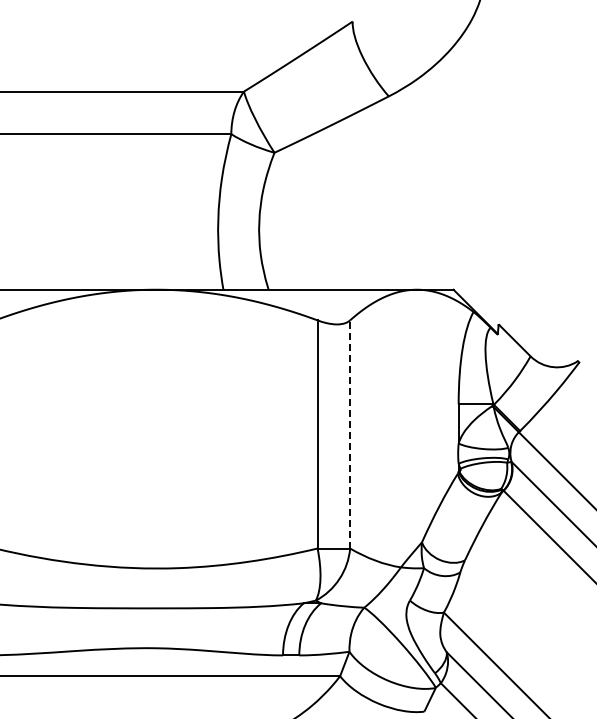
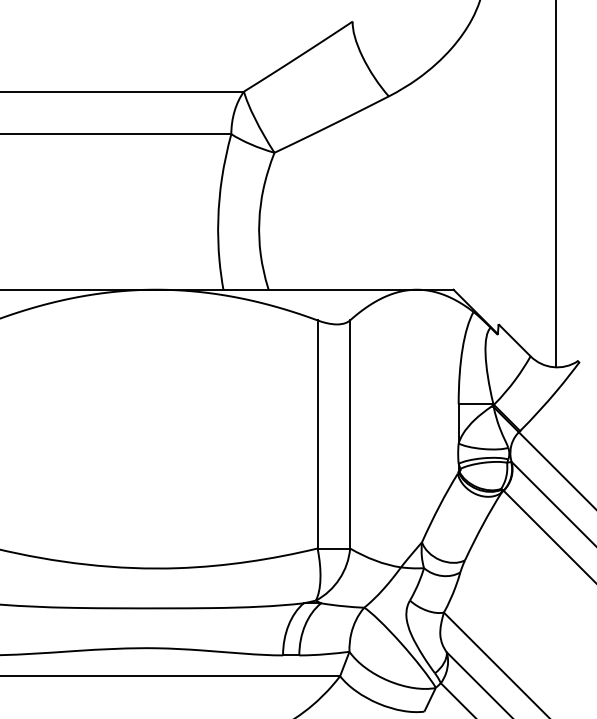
line: none -> present (556, 184)
line: dashed -> solid (350, 433)
